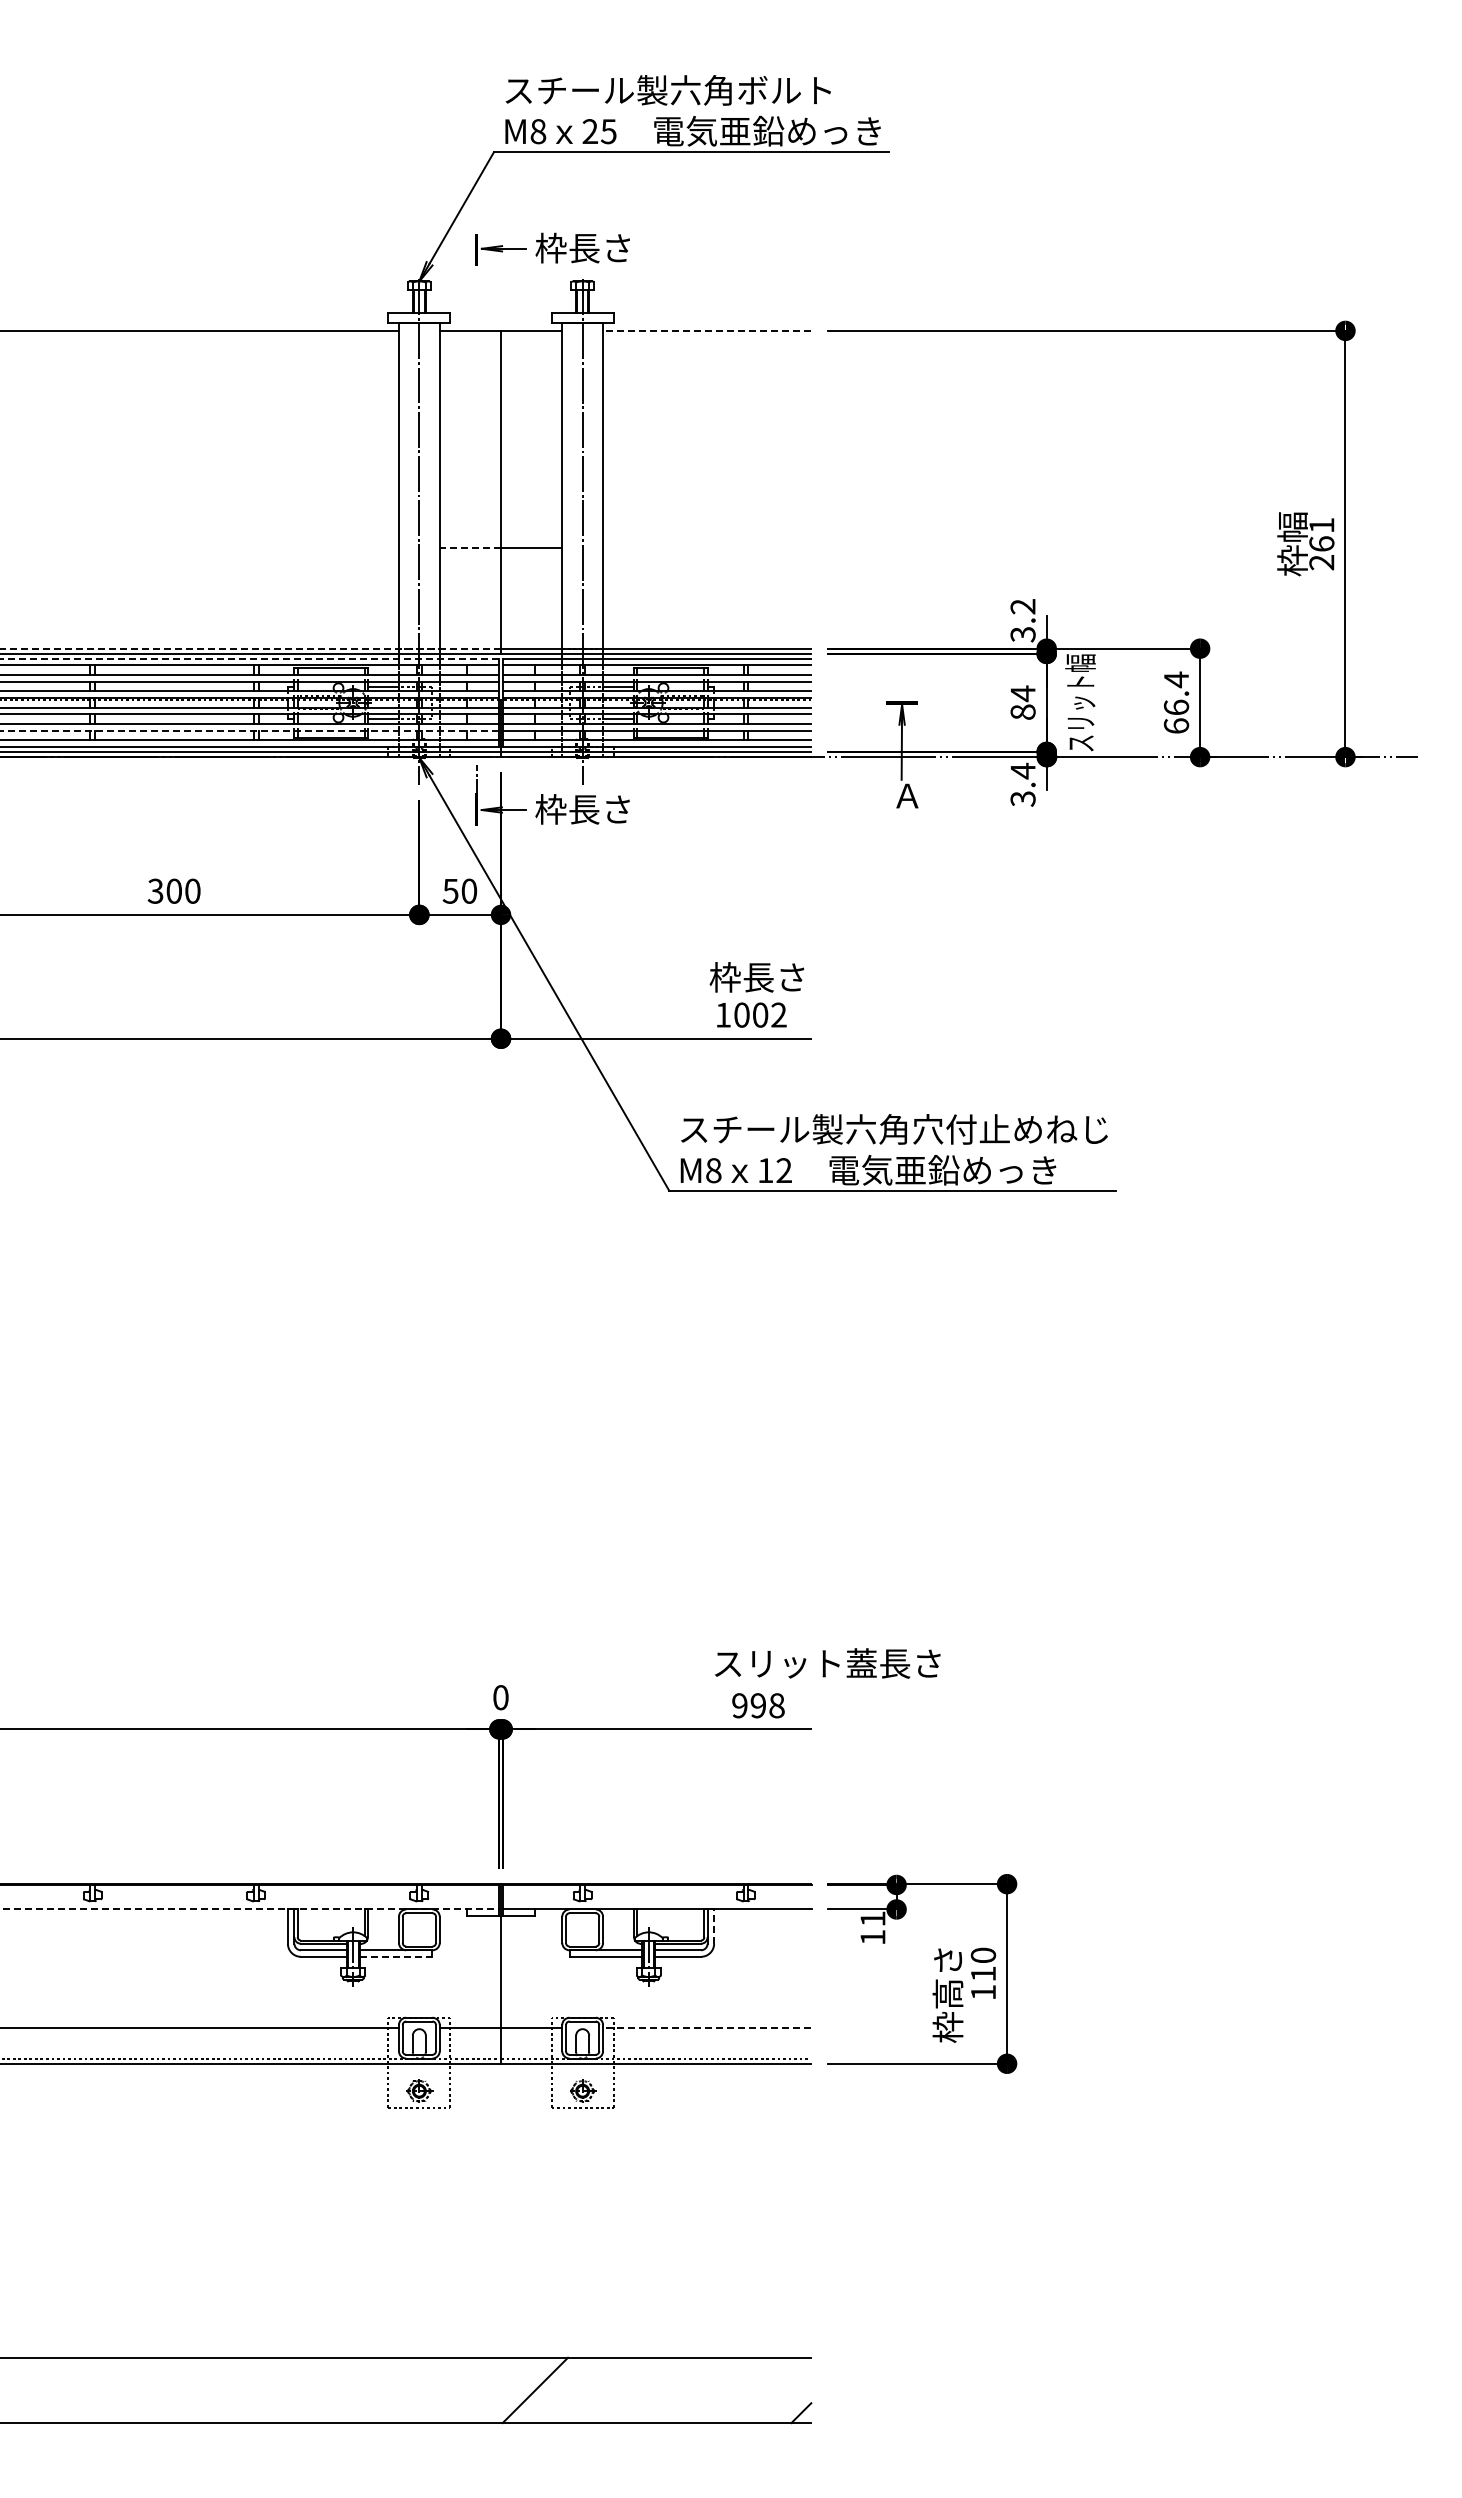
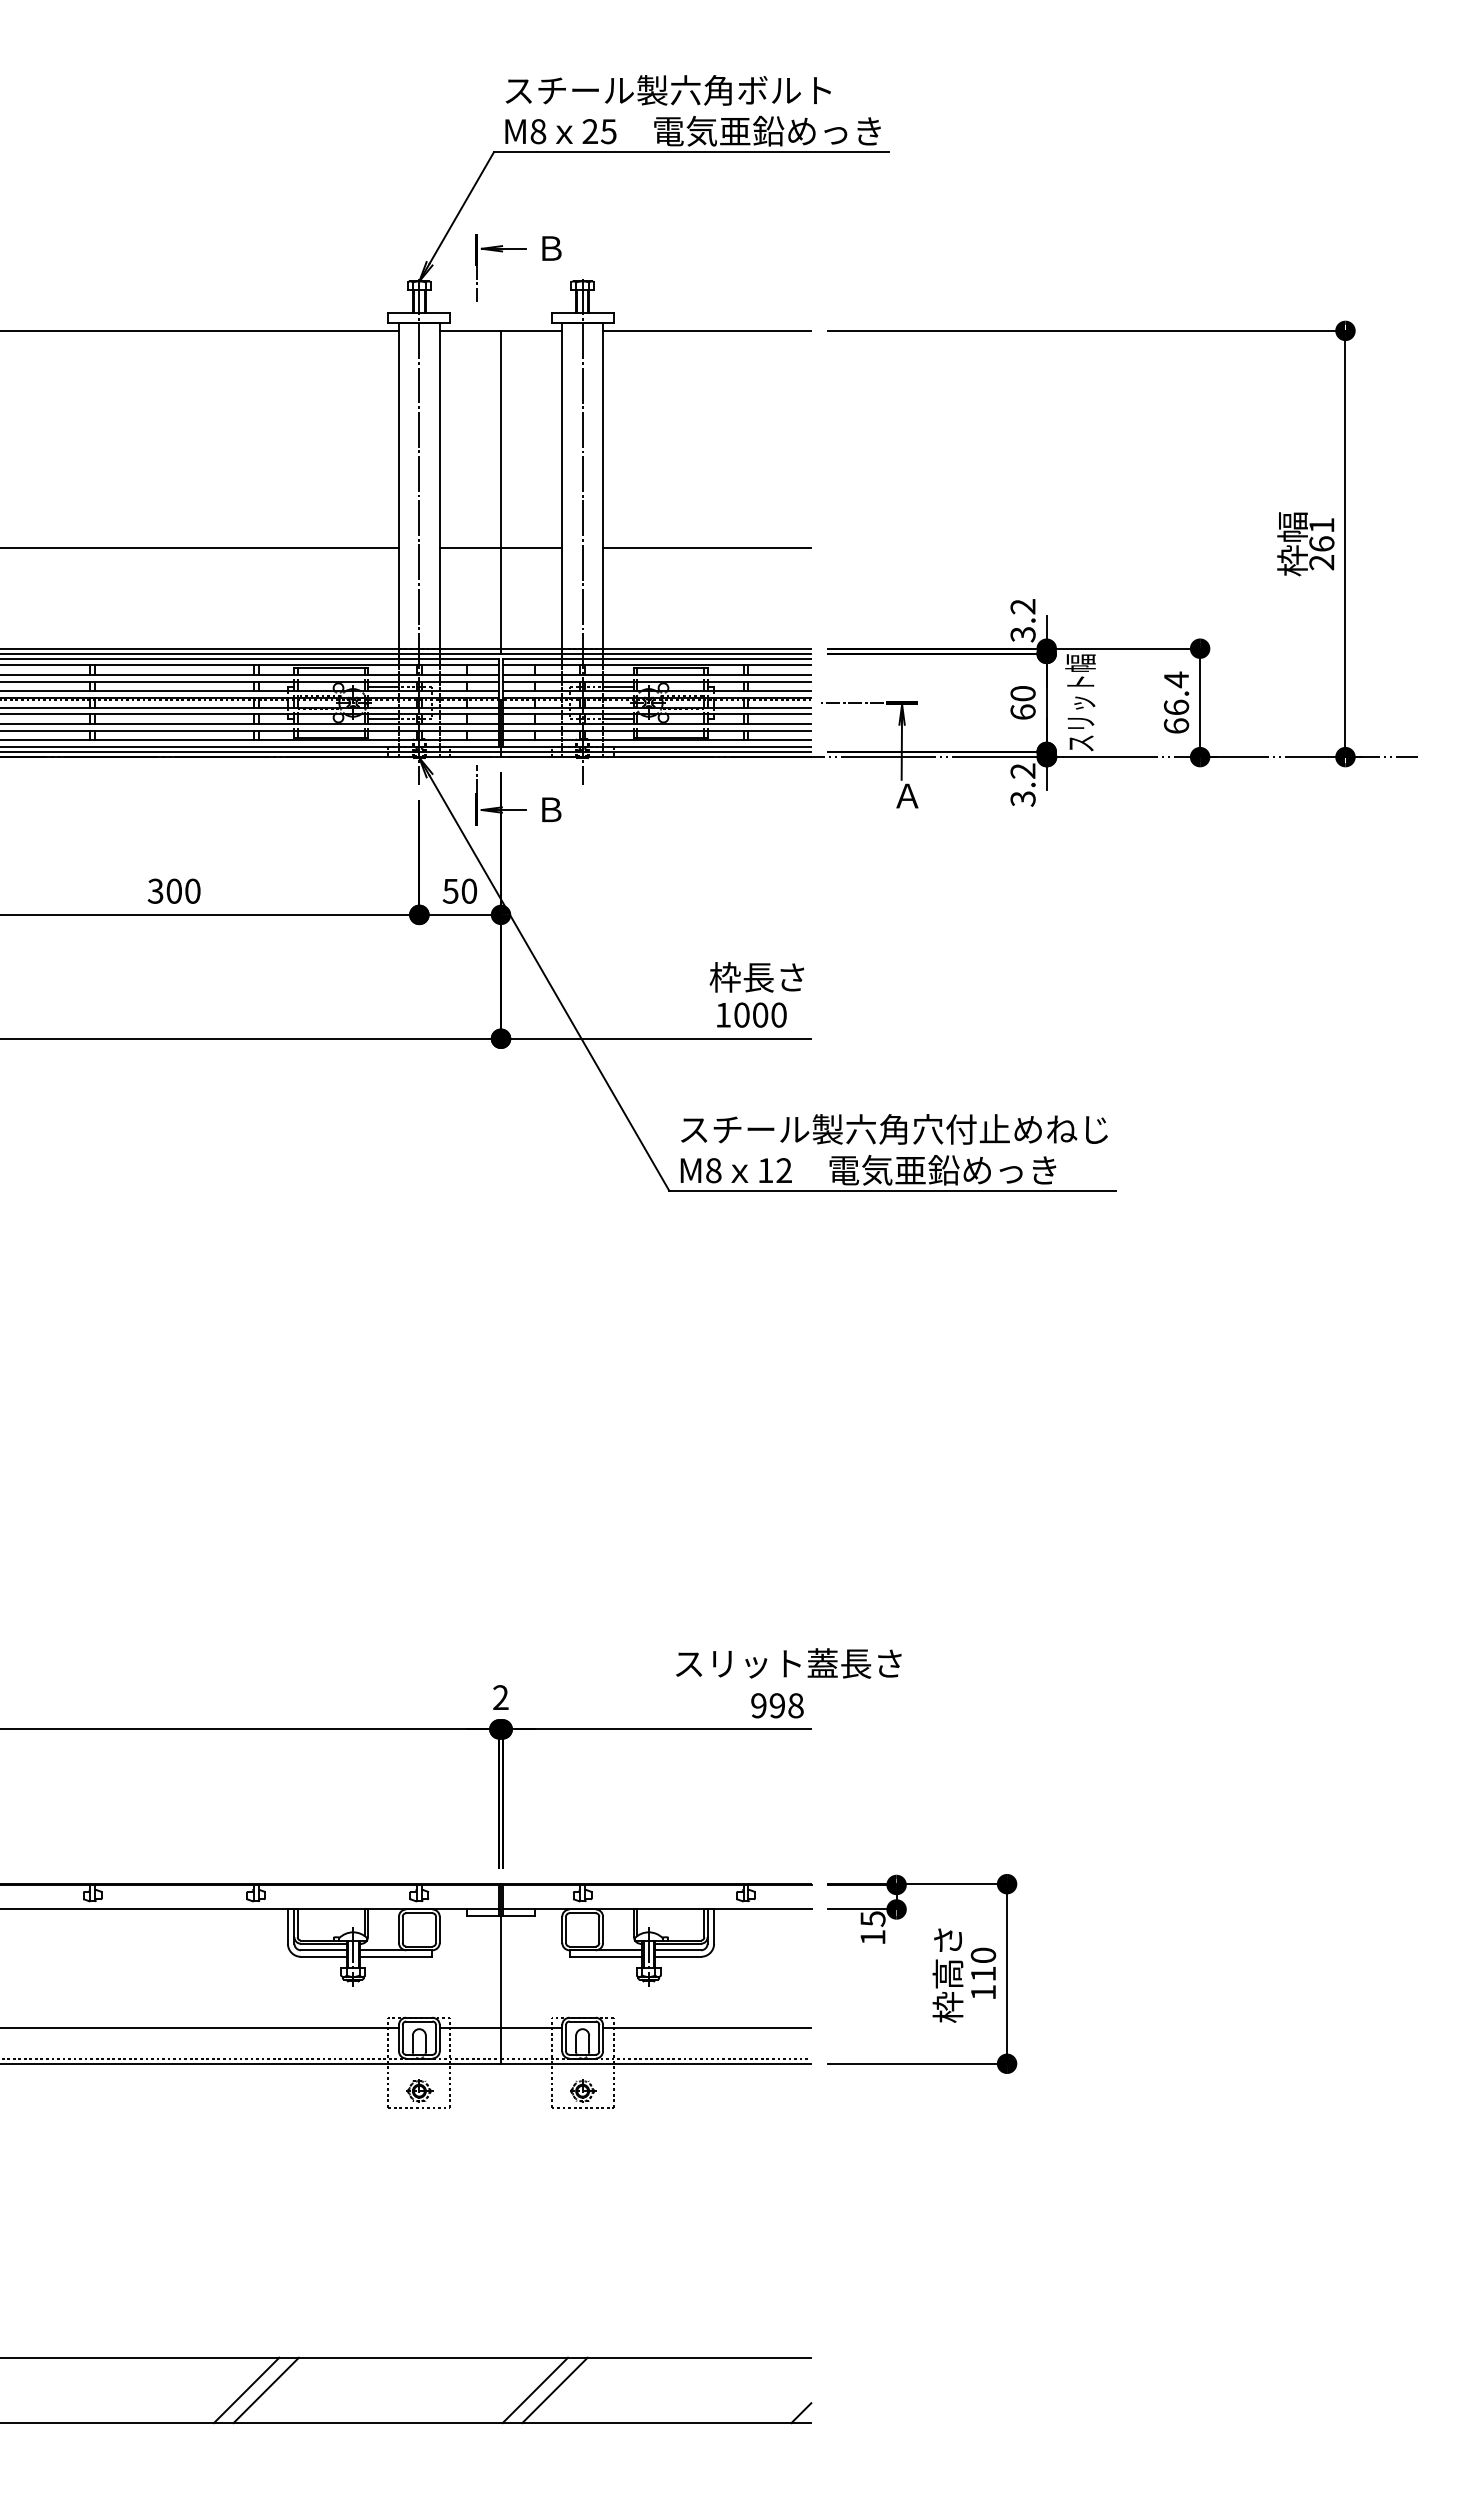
text: 枠長さ -> Ｂ (582, 247)
line: none -> present (476, 283)
line: dashed -> solid (706, 330)
line: none -> present (200, 547)
line: dashed -> solid (470, 547)
line: none -> present (707, 547)
line: dashed -> solid (250, 648)
line: dashed -> solid (249, 658)
line: none -> present (851, 702)
text: 84 -> 60 (1022, 702)
line: dashed -> solid (249, 730)
text: 3.4 -> 3.2 (1022, 770)
text: 枠長さ -> Ｂ (582, 809)
text: 1002 -> 1000 (778, 1014)
text position: (827, 1663) -> (788, 1663) (788, 1663)
text: 0 -> 2 (500, 1697)
text position: (758, 1705) -> (777, 1705) (777, 1705)
line: dashed -> solid (250, 1909)
text: 11 -> 15 (872, 1918)
line: dashed -> solid (714, 1926)
line: dashed -> solid (395, 1956)
text position: (947, 1995) -> (947, 1975) (947, 1975)
line: dashed -> solid (706, 2027)
line: none -> present (246, 2390)
line: none -> present (265, 2390)
line: none -> present (554, 2390)
